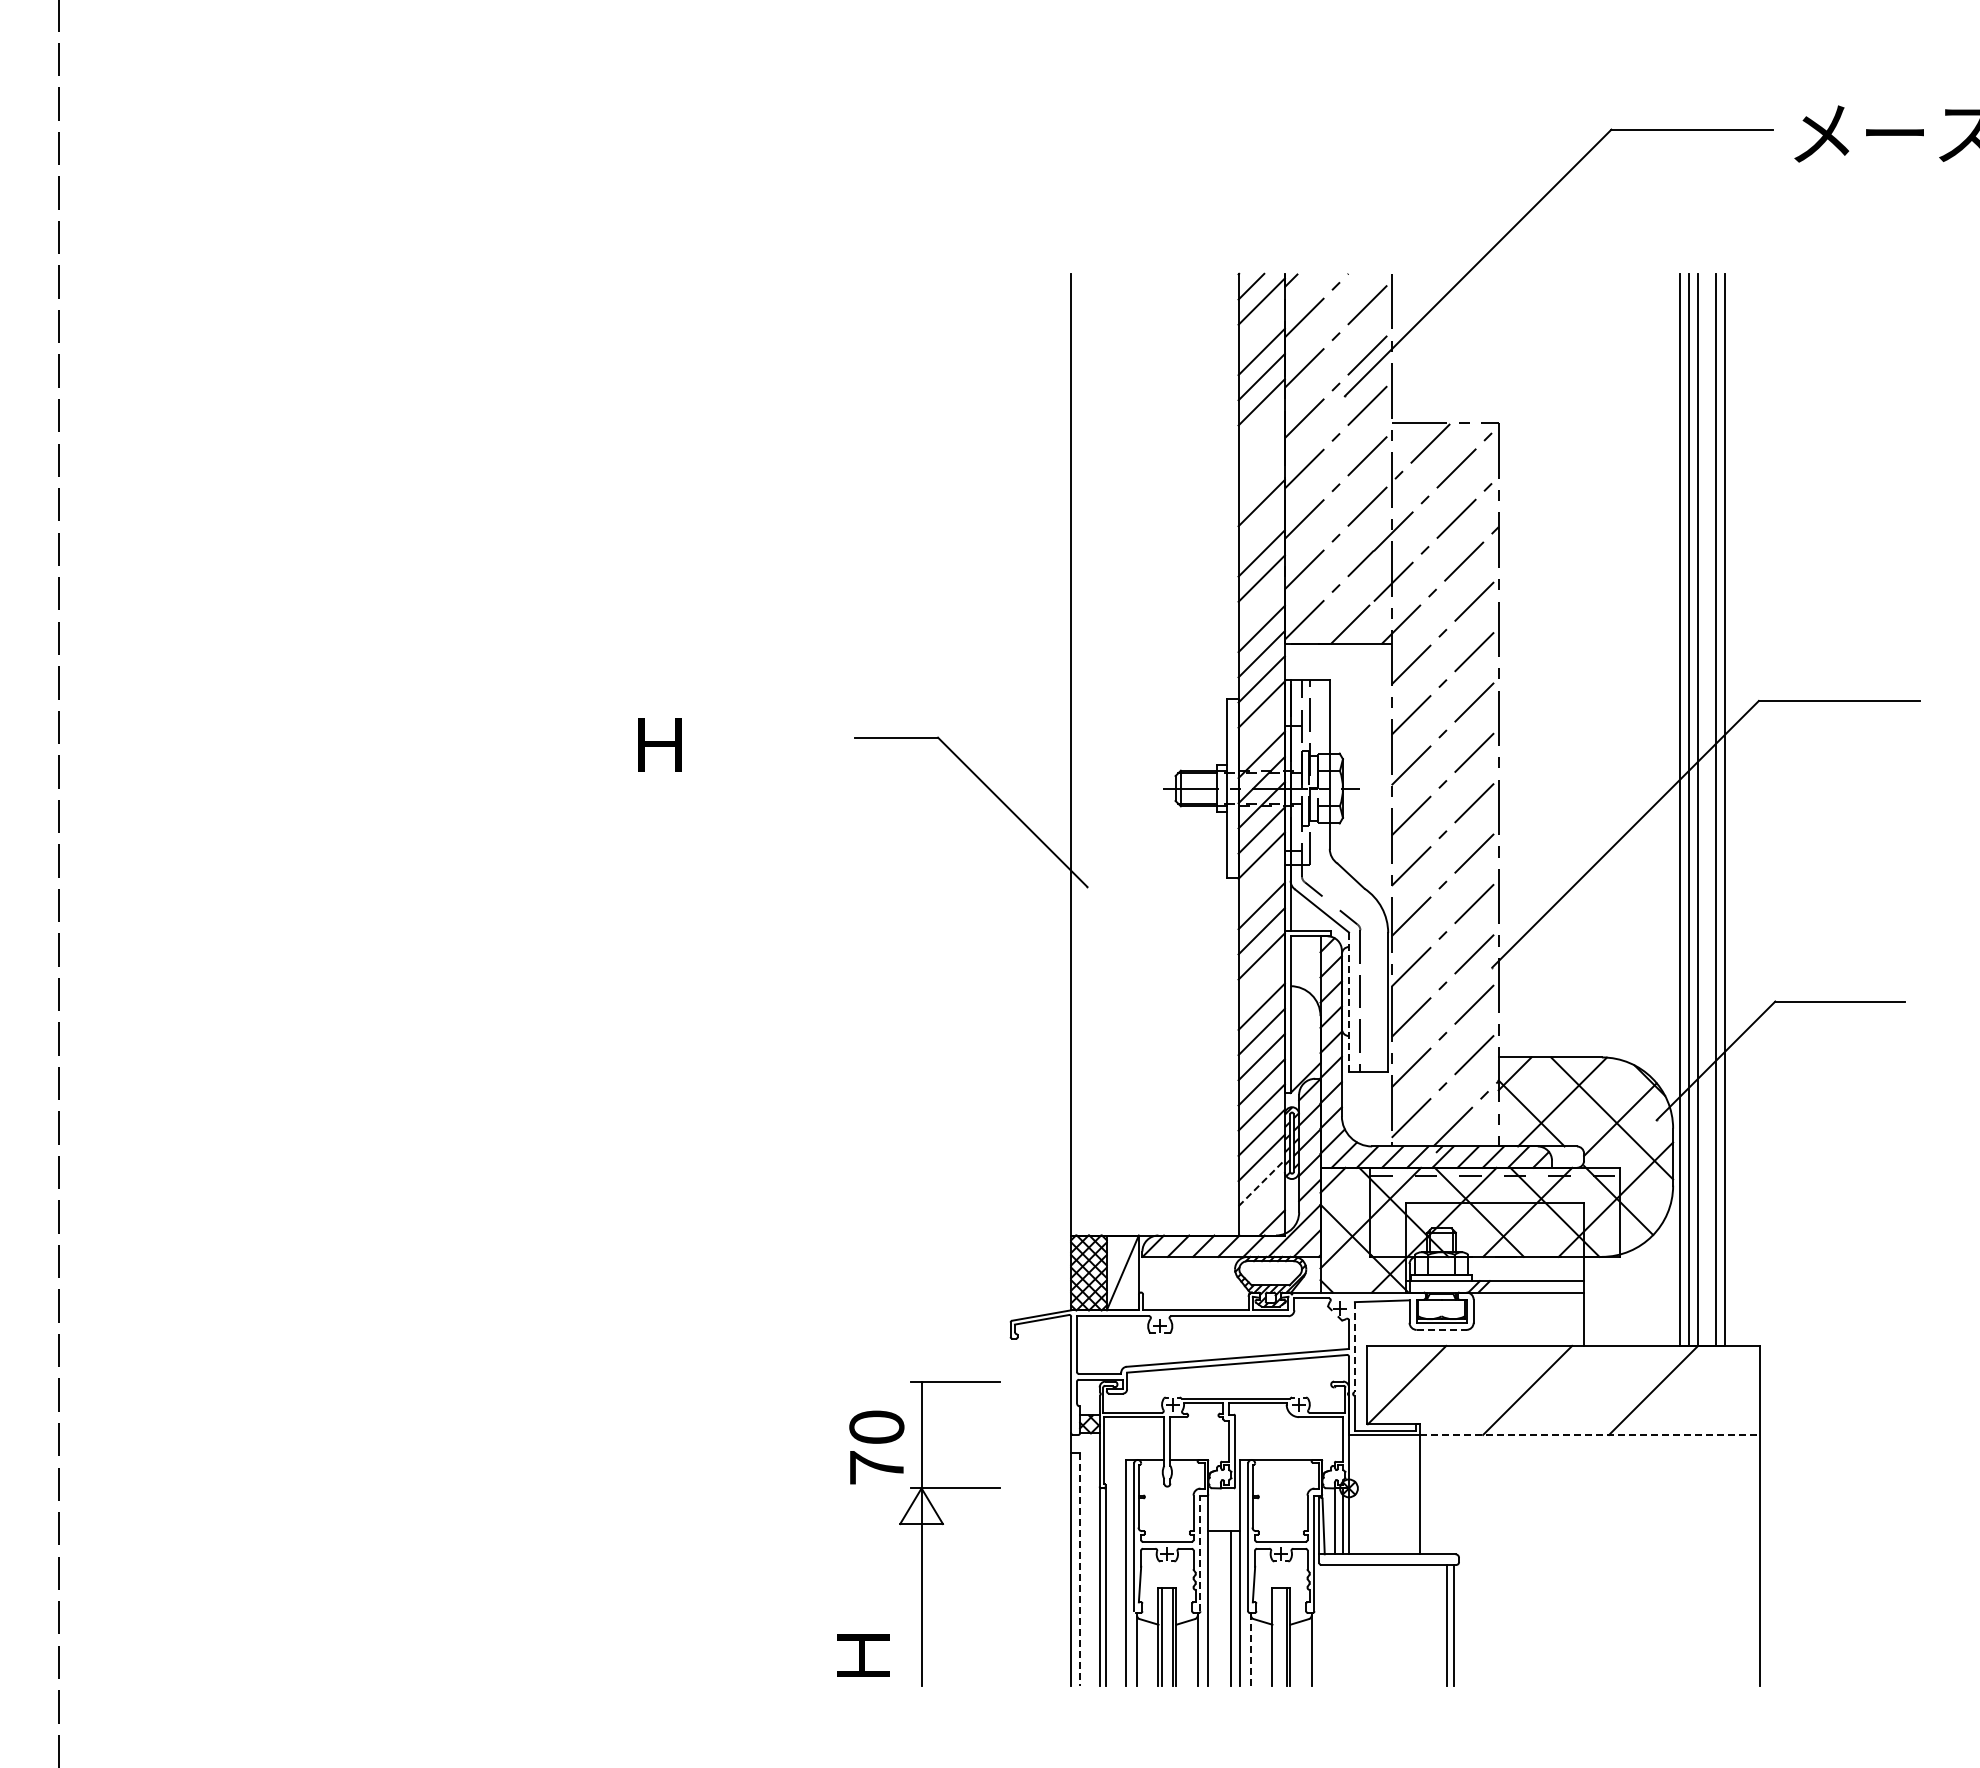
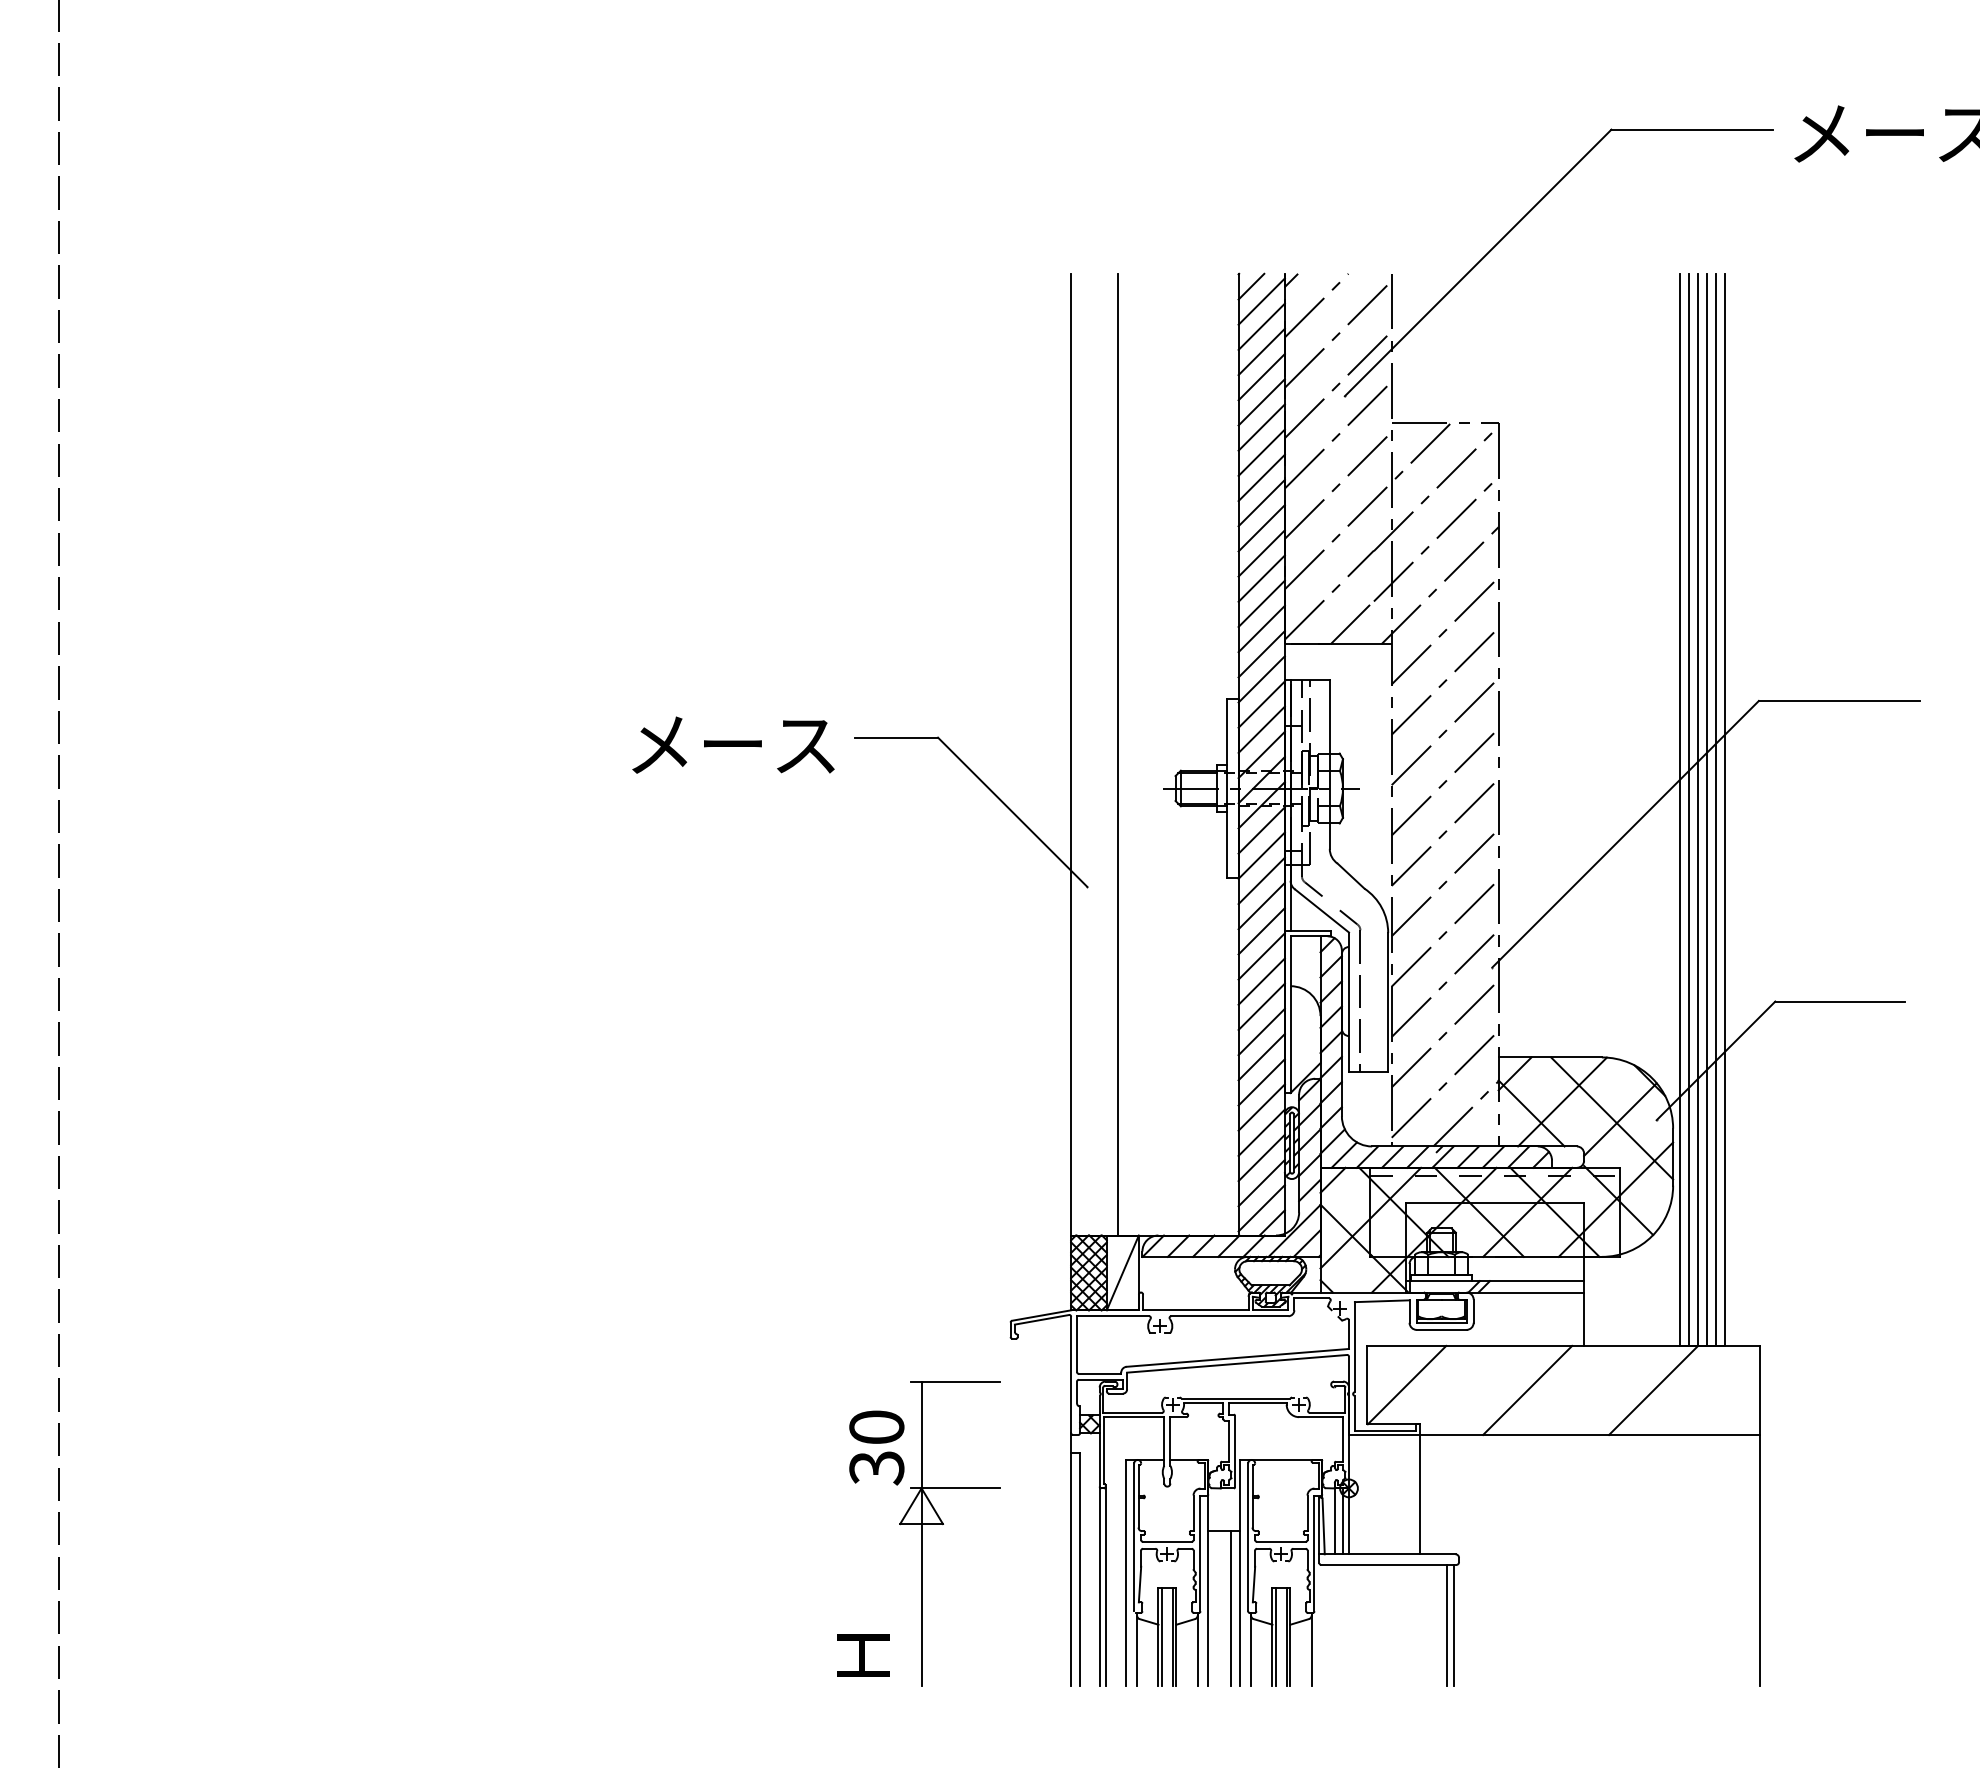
line: none -> present (1261, 326)
line: none -> present (1261, 427)
line: none -> present (1261, 452)
line: none -> present (1261, 477)
line: none -> present (1261, 528)
line: none -> present (1261, 603)
line: none -> present (1261, 729)
text: Ｈ -> メース (733, 744)
line: none -> present (1117, 754)
line: none -> present (1706, 809)
line: none -> present (1261, 880)
line: none -> present (1261, 981)
line: dashed -> solid (1349, 1002)
line: dashed -> solid (1261, 1183)
line: none -> present (1261, 1208)
line: dashed -> solid (1441, 1329)
line: dashed -> solid (1354, 1347)
line: dashed -> solid (1590, 1434)
text: 70 -> 30 (876, 1468)
line: dashed -> solid (1200, 1553)
line: dashed -> solid (1080, 1569)
line: none -> present (1276, 1636)
line: dashed -> solid (1251, 1648)
